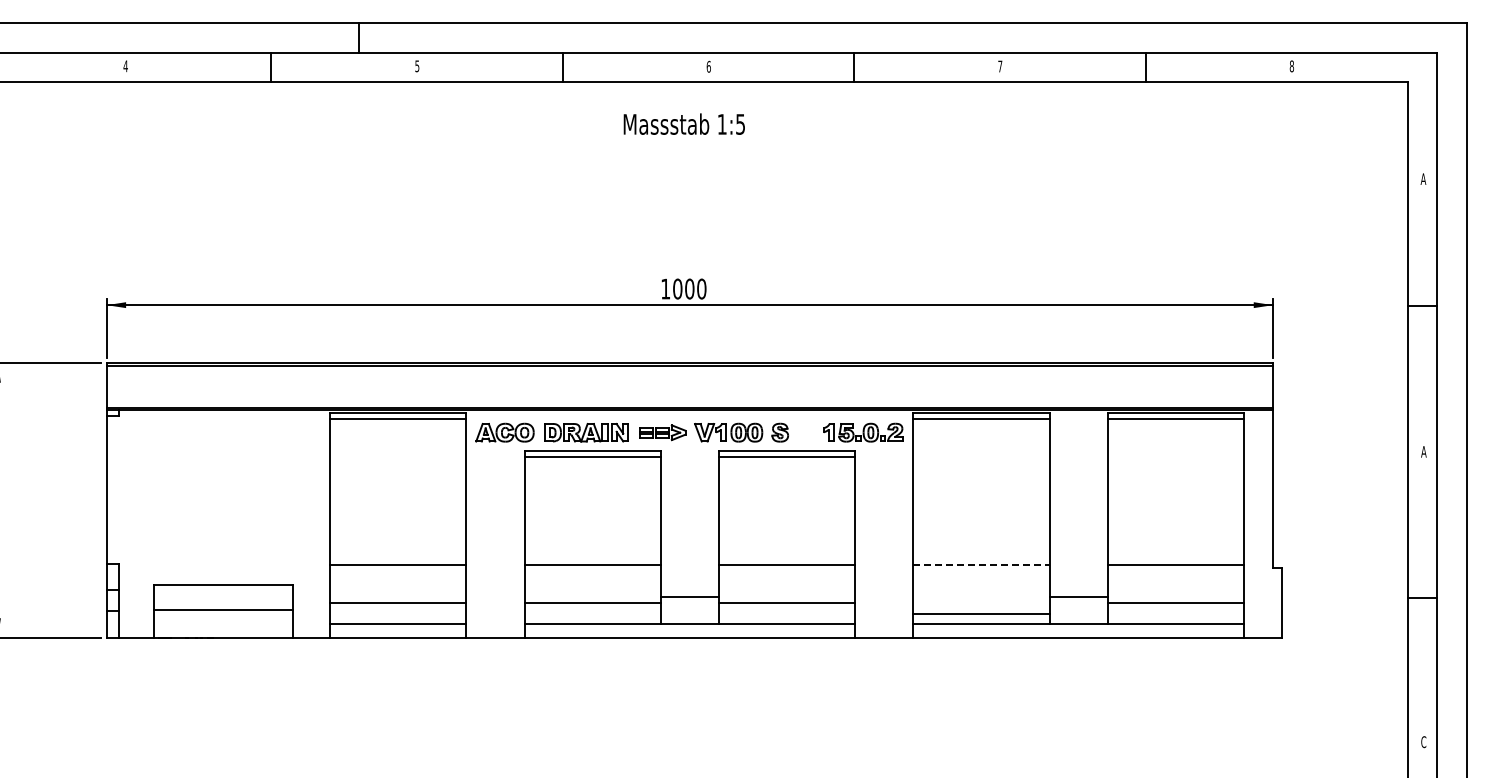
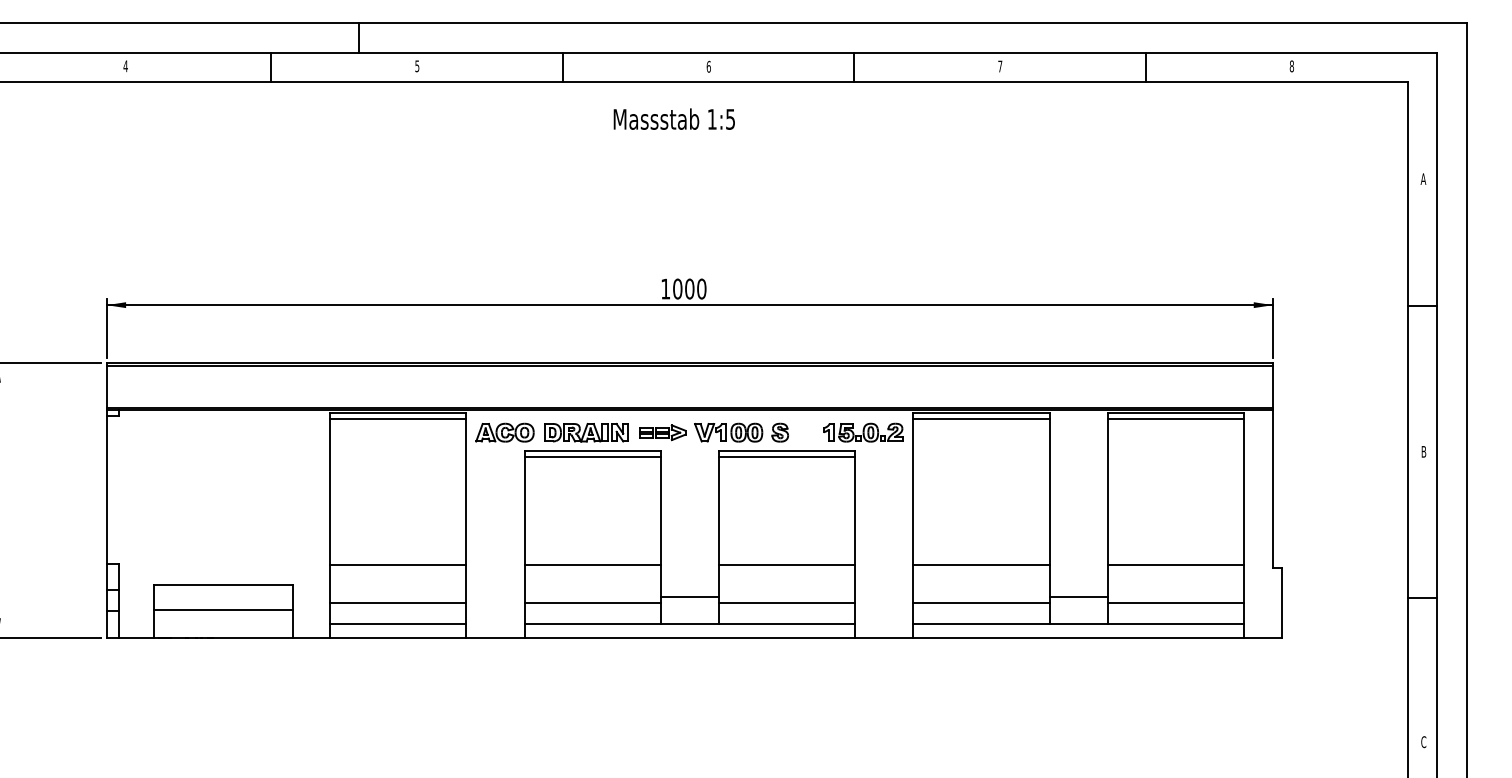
text position: (683, 123) -> (673, 118) (673, 118)
text: A -> B (1423, 451)
line: dashed -> solid (981, 564)
line position: (981, 613) -> (981, 602) (981, 602)
